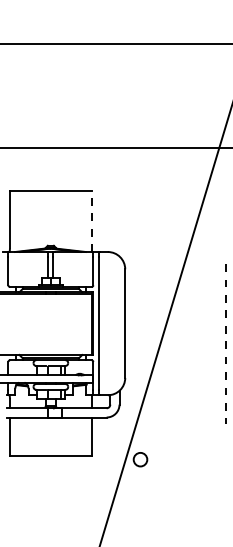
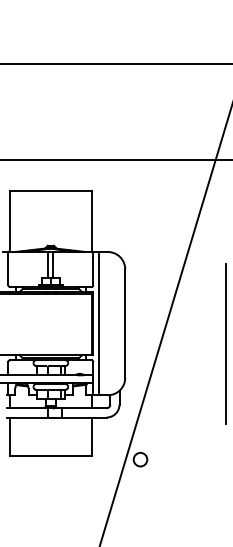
line position: (115, 44) -> (115, 64) (115, 64)
line position: (115, 147) -> (115, 159) (115, 159)
line: dashed -> solid (92, 221)
line: dashed -> solid (225, 344)
